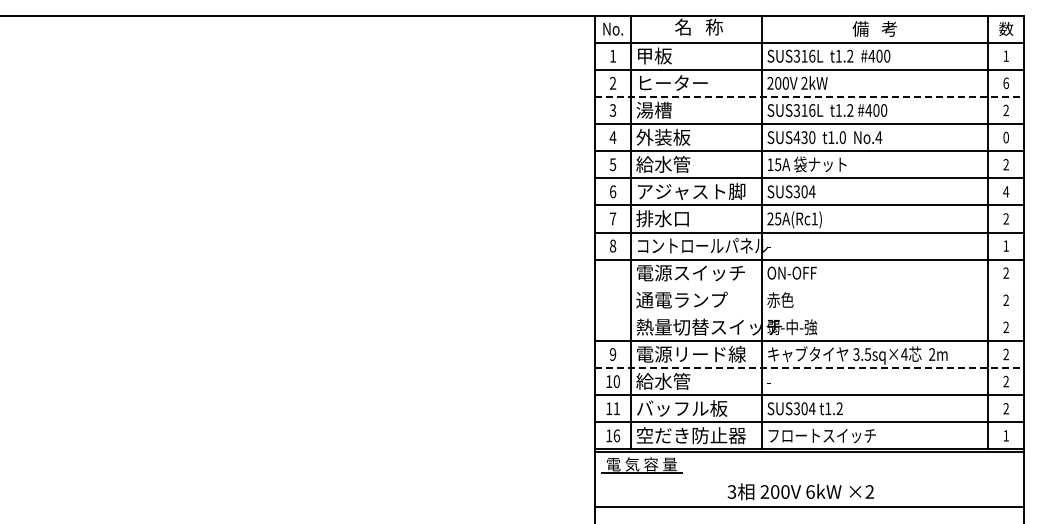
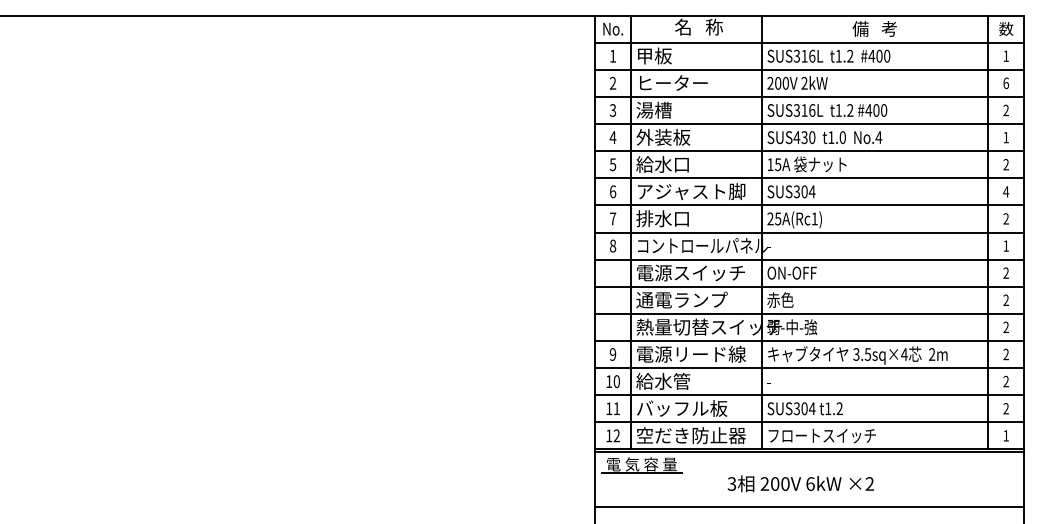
line: dashed -> solid (809, 96)
text: 0 -> 1 (1005, 137)
text: 給水管 -> 給水口 (681, 164)
line: none -> present (809, 286)
line: none -> present (809, 313)
line: dashed -> solid (809, 368)
text: 16 -> 12 (616, 435)
text position: (800, 491) -> (800, 483) (800, 483)
